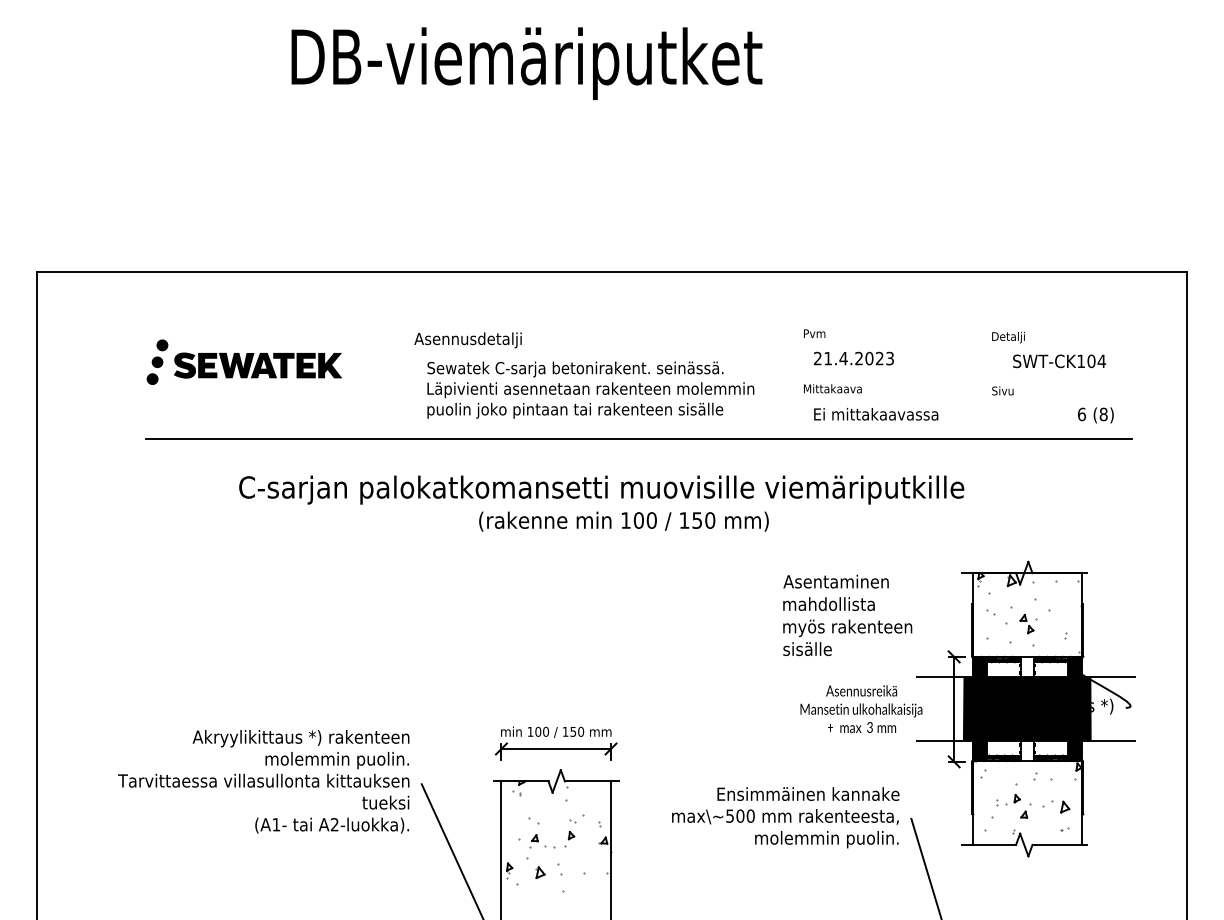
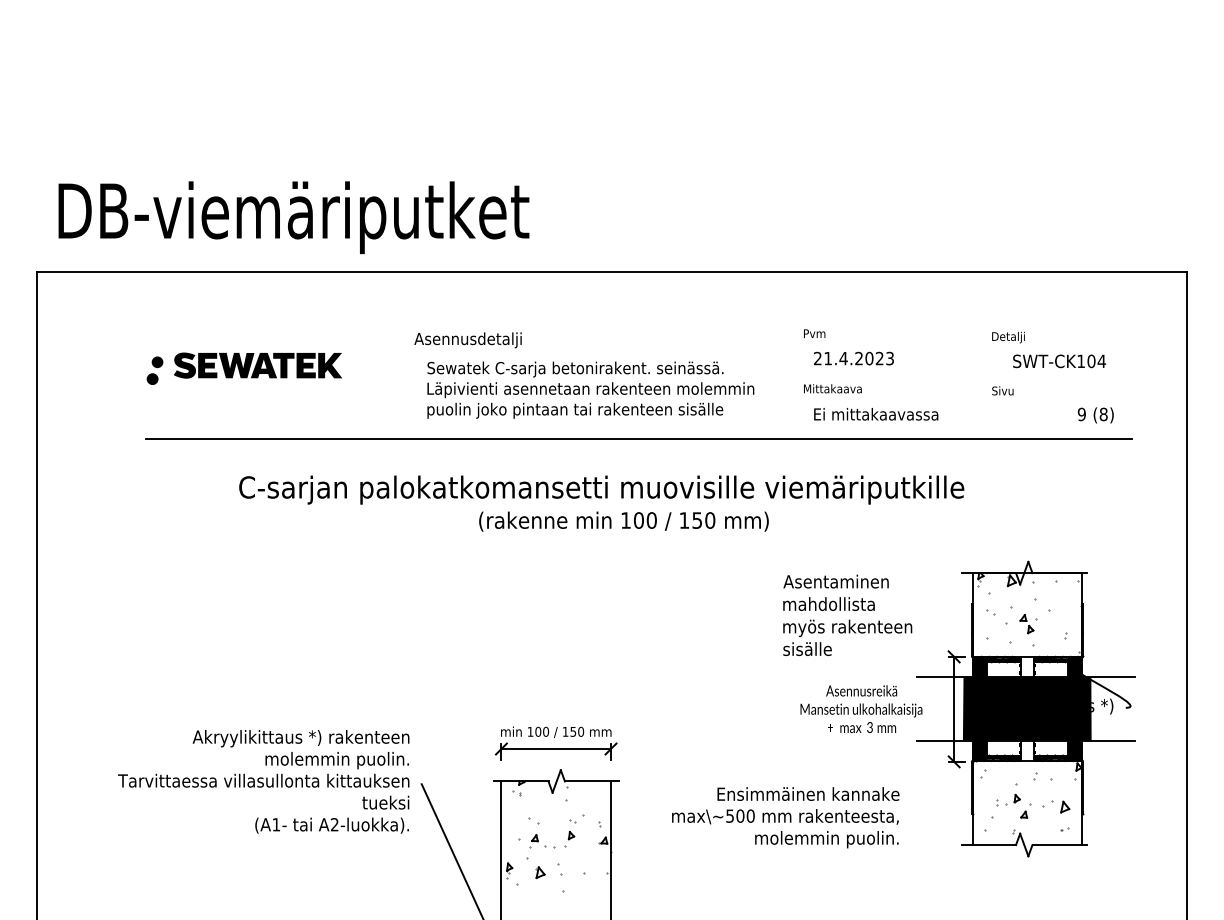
text position: (526, 63) -> (293, 217) (293, 217)
fill: present -> none (162, 345)
text: 6 -> 9 (1081, 414)
line: present -> none (925, 867)
